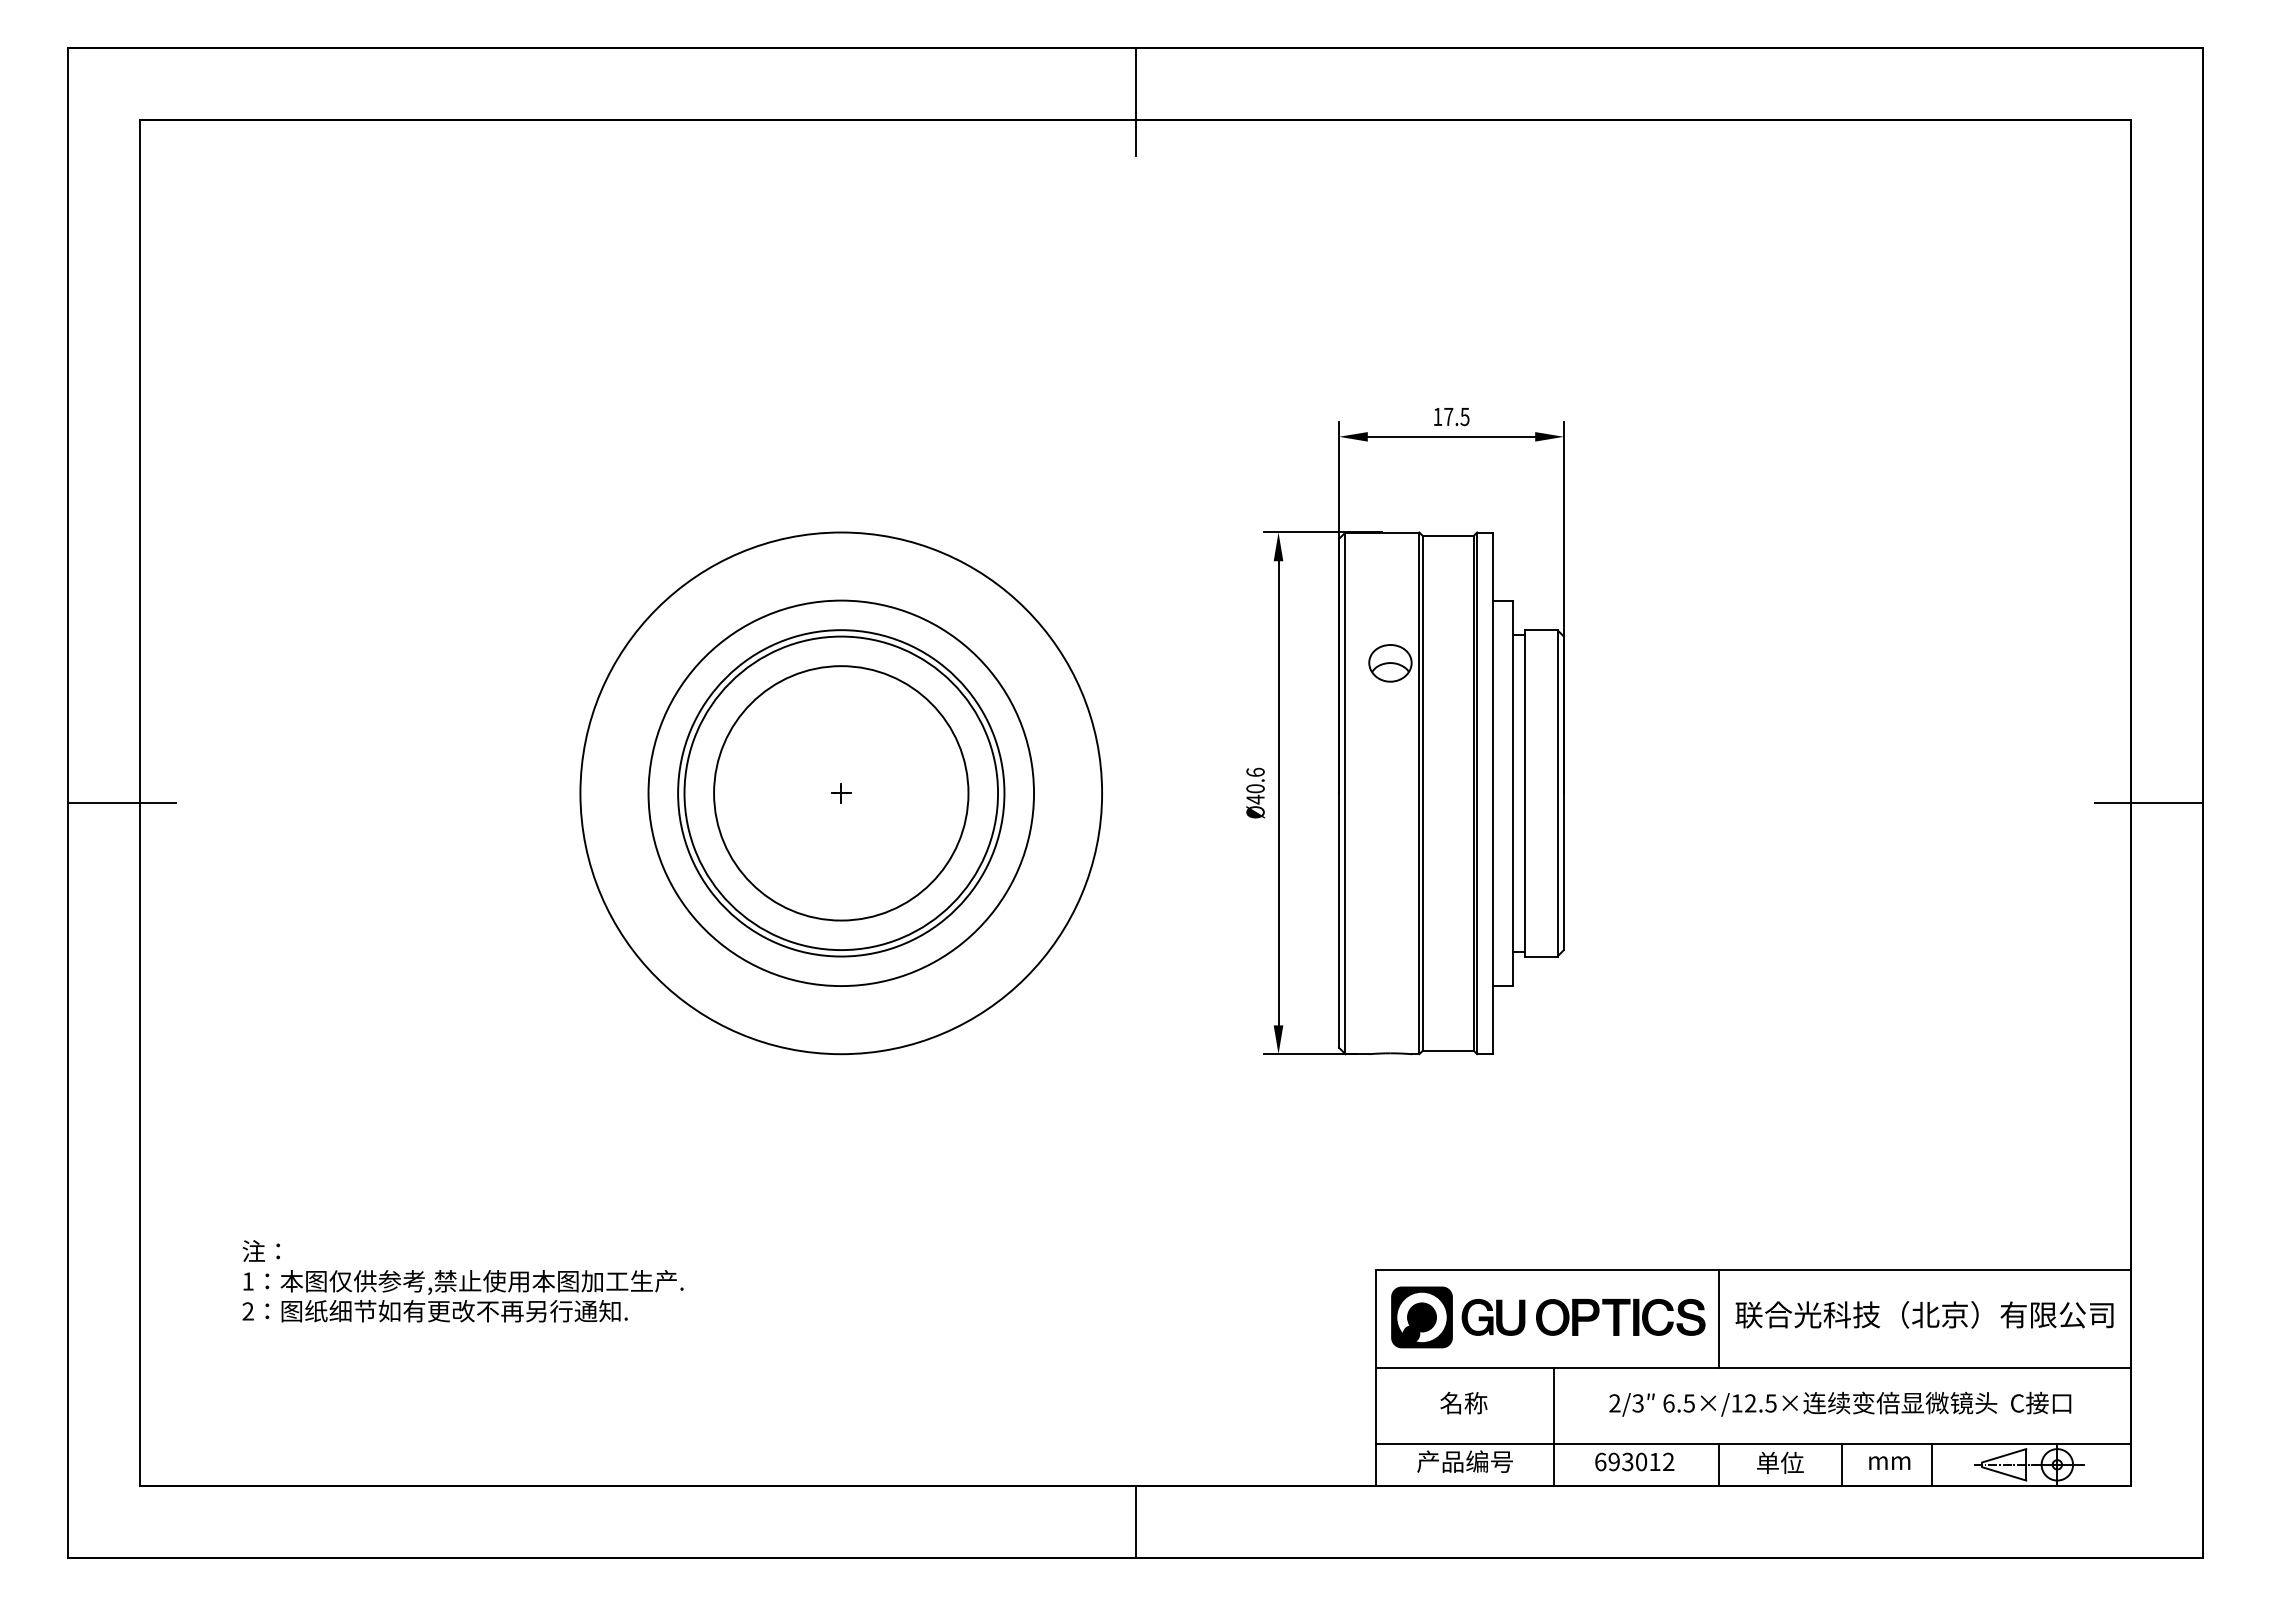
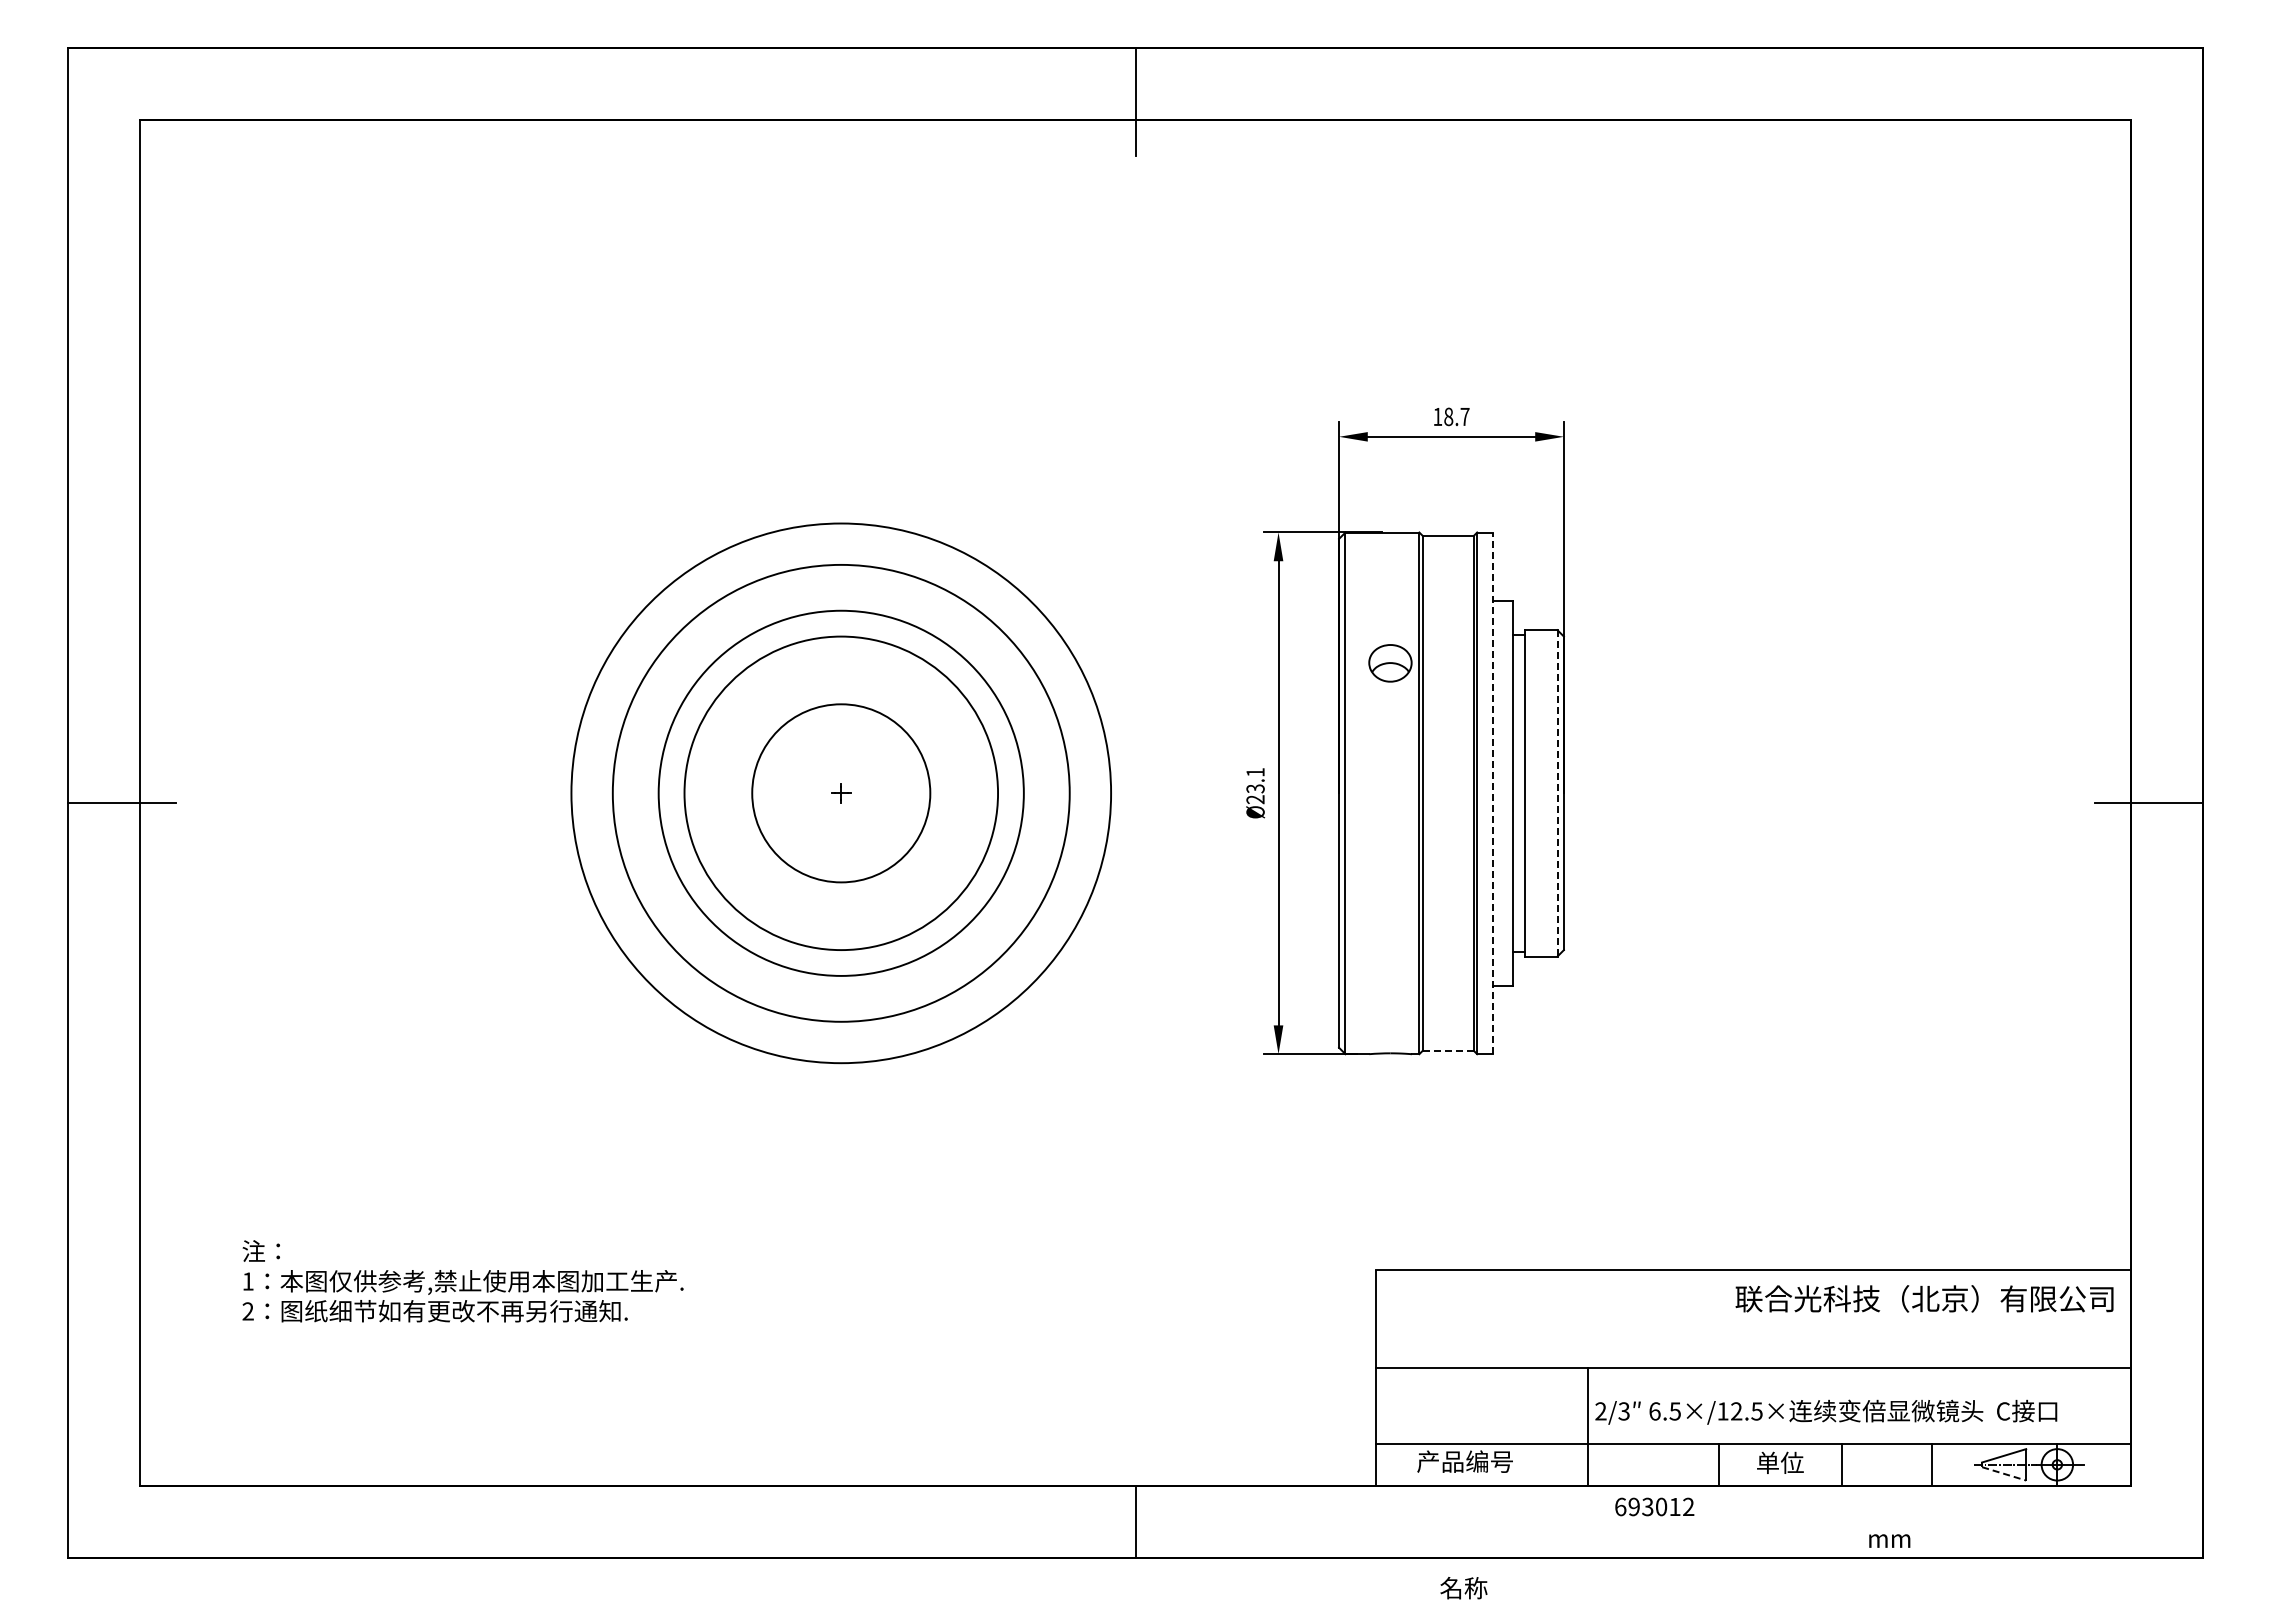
text: 17.5 -> 18.7 (1456, 416)
text: Ø40.6 -> Ø23.1 (1255, 785)
circle diameter: 254 px -> 178 px (841, 793)
circle diameter: 326 px -> 457 px (840, 792)
circle diameter: 385 px -> 540 px (841, 793)
circle diameter: 522 px -> 365 px (840, 792)
line: solid -> dashed (1493, 793)
line: solid -> dashed (1557, 793)
line: solid -> dashed (1448, 1050)
text position: (1924, 1314) -> (1924, 1298) (1924, 1298)
part: present -> none (1548, 1317)
line: present -> none (1718, 1318)
text position: (1463, 1403) -> (1463, 1588) (1463, 1588)
text position: (1840, 1403) -> (1826, 1411) (1826, 1411)
line position: (1554, 1426) -> (1588, 1426) (1588, 1426)
text position: (1634, 1461) -> (1654, 1506) (1654, 1506)
text position: (1889, 1462) -> (1889, 1540) (1889, 1540)
line: solid -> dashed (2004, 1474)
